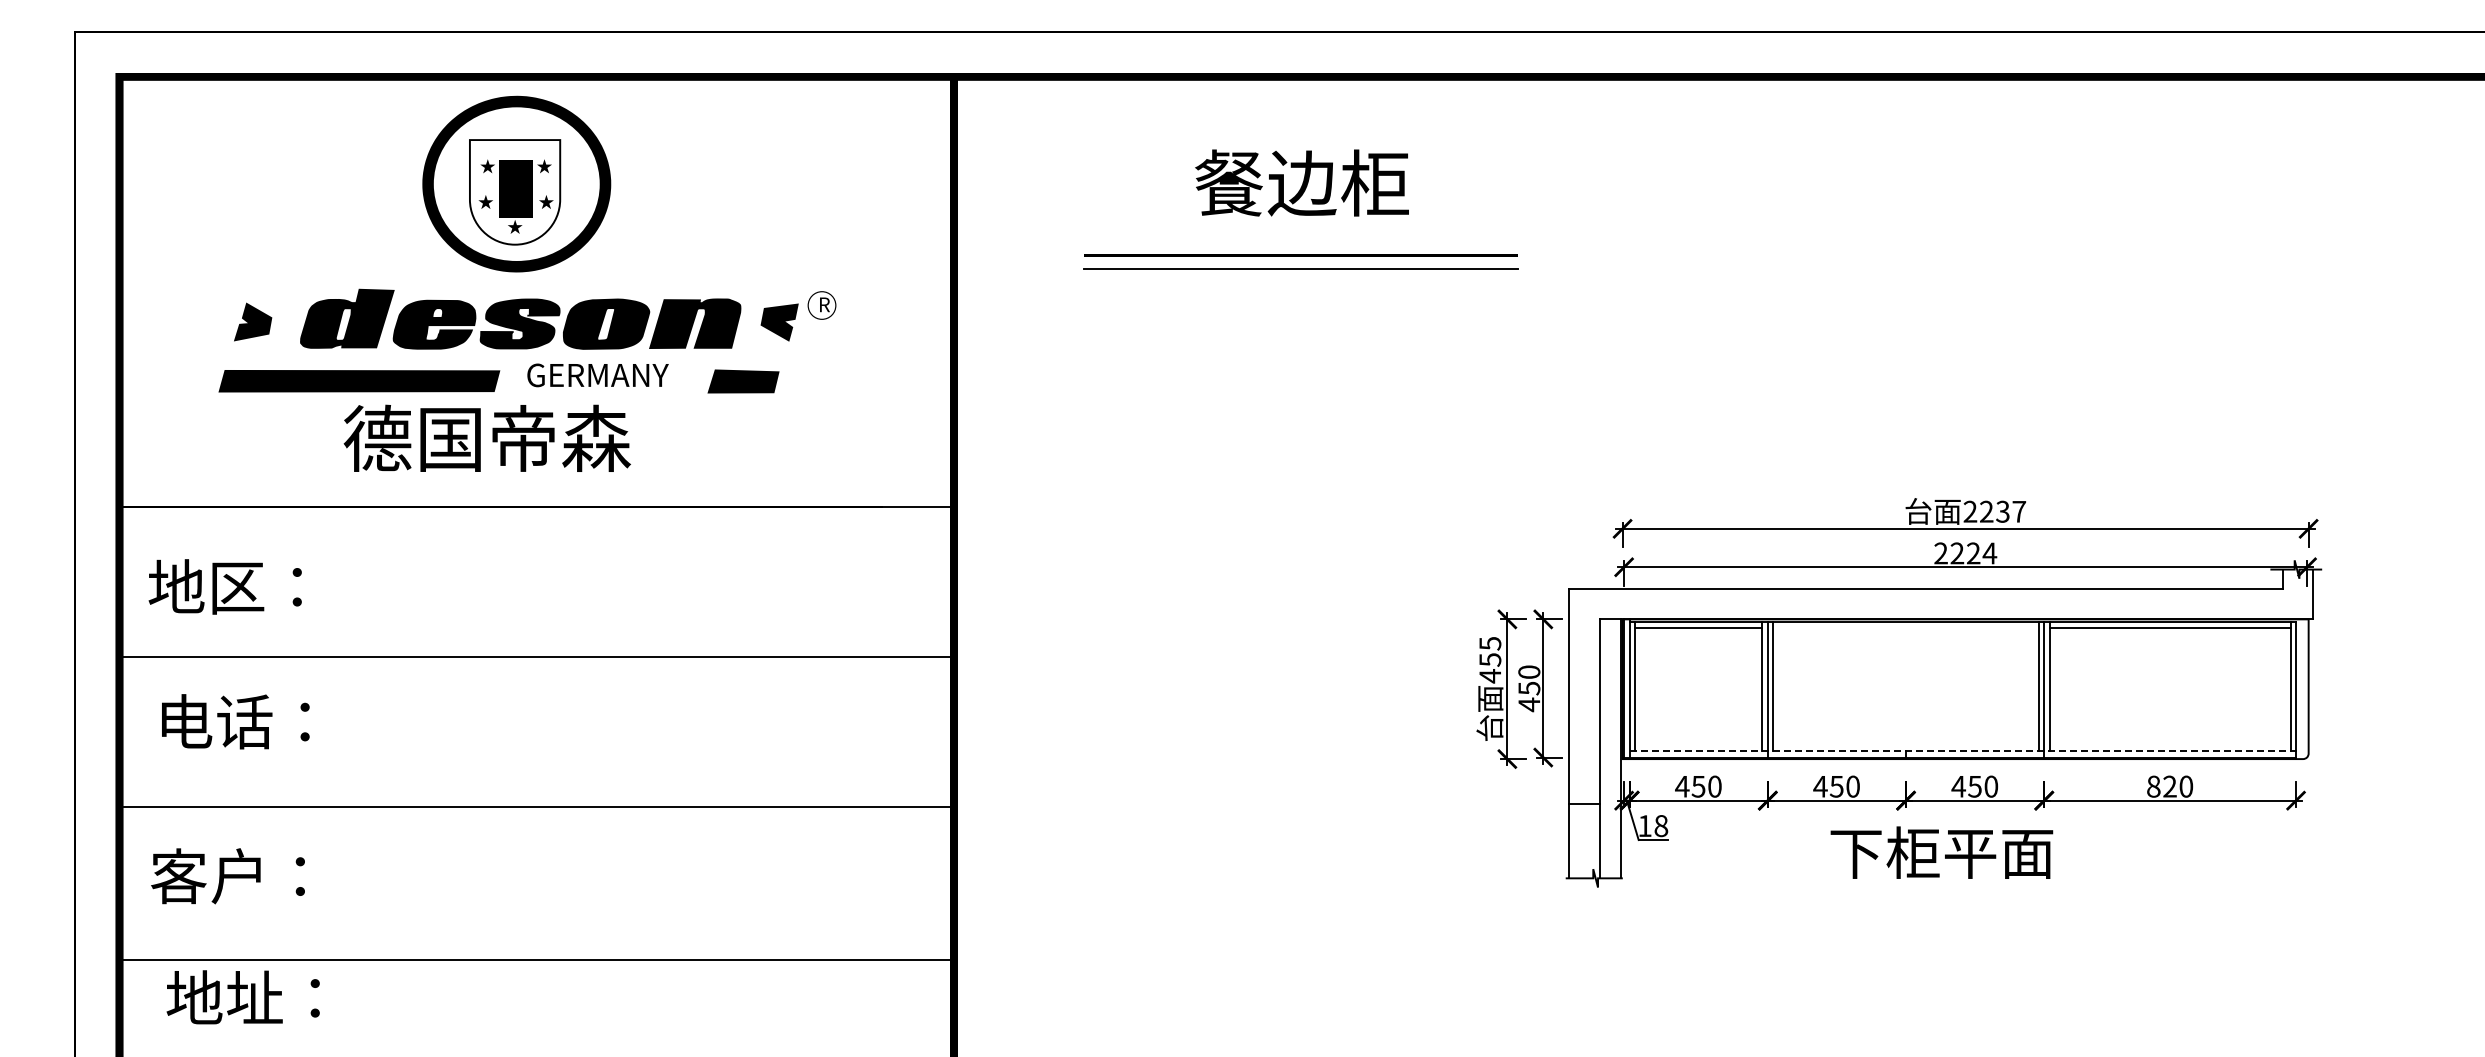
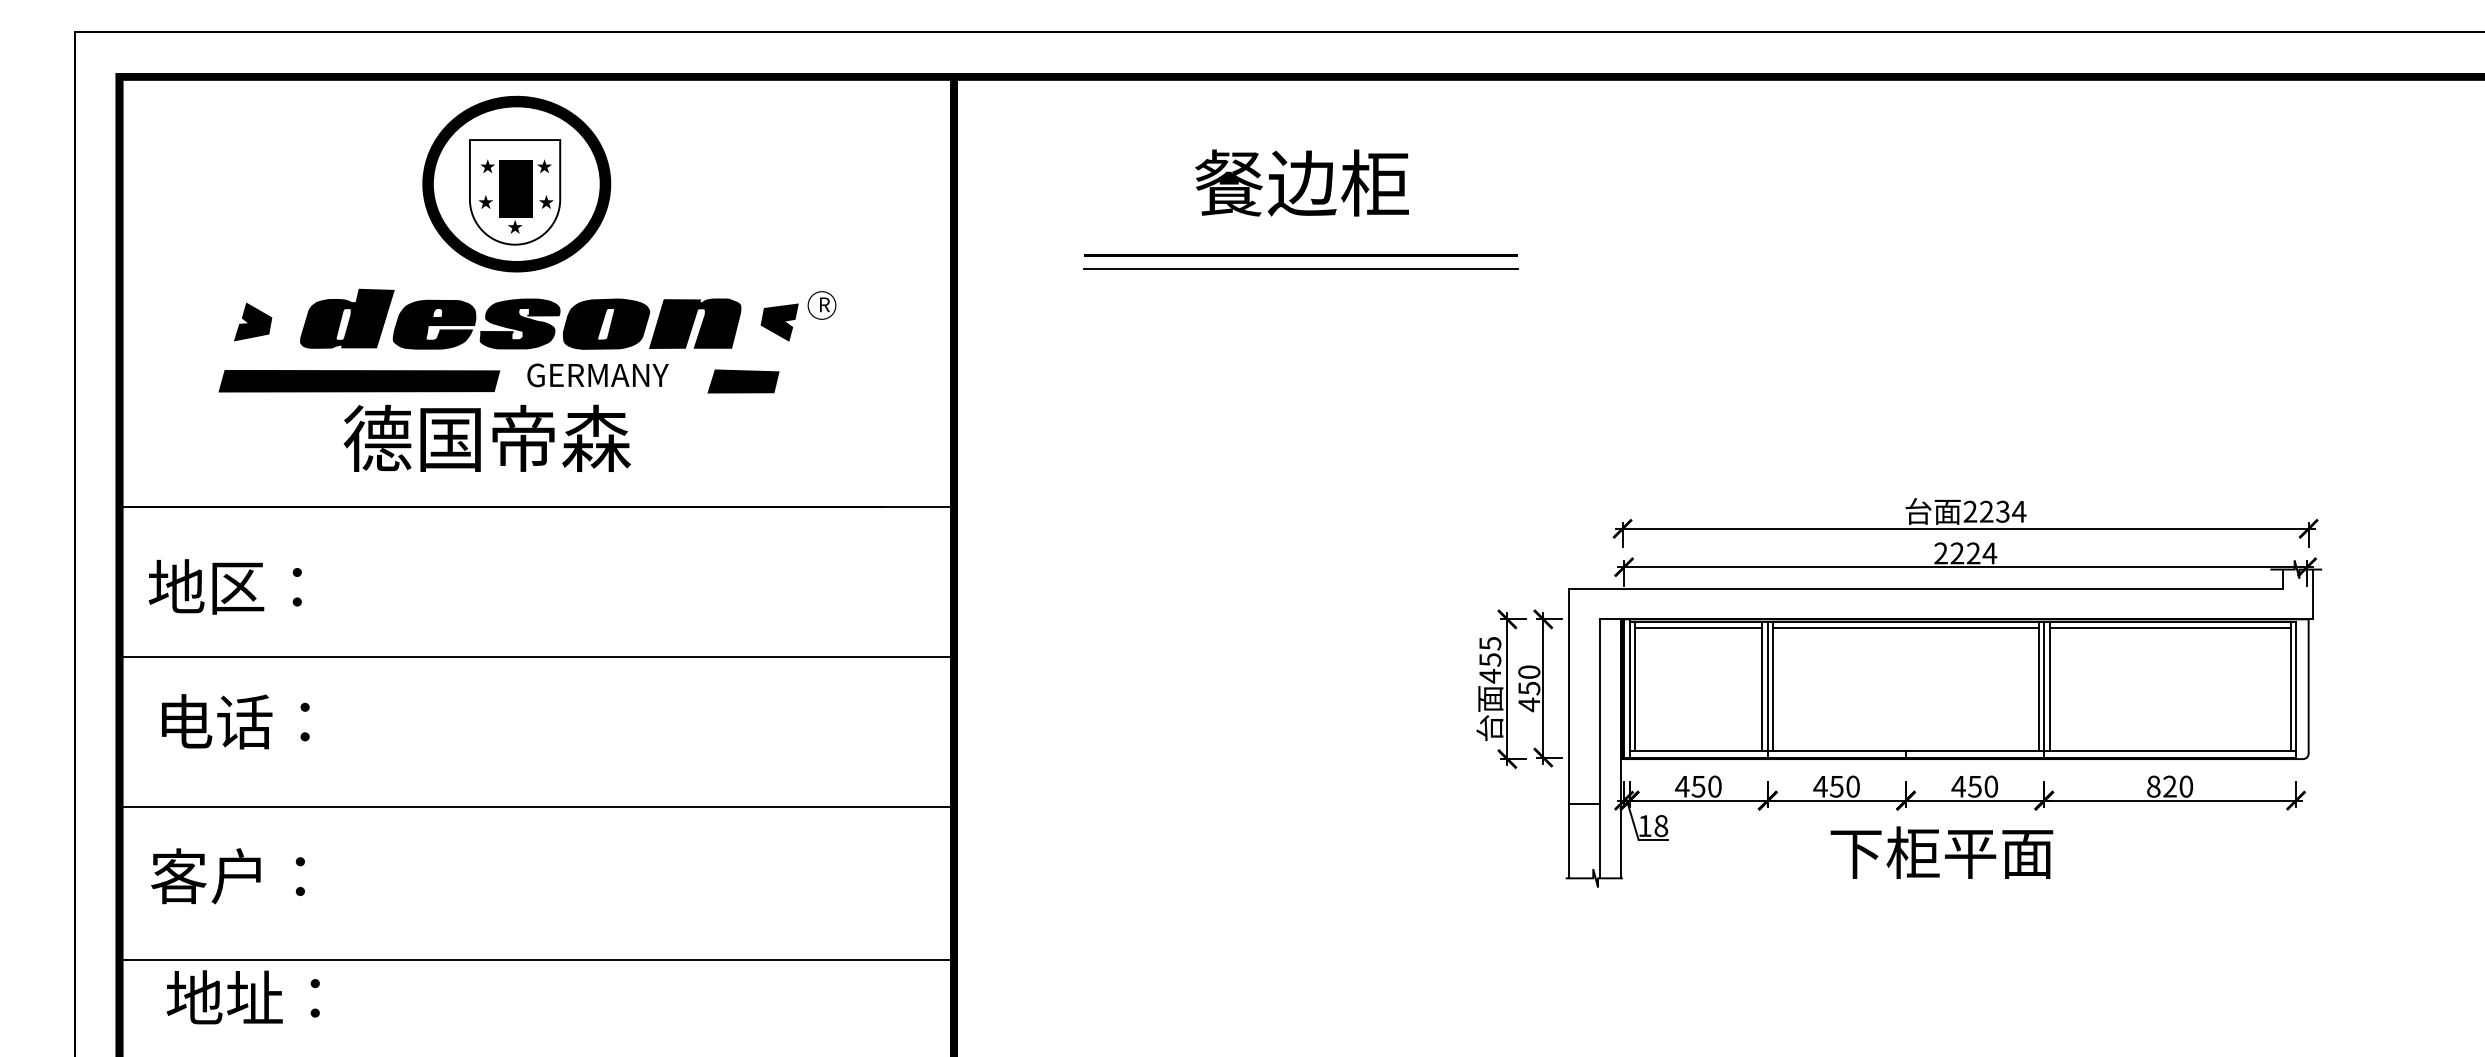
text: 2237 -> 2234 (2018, 511)
line: none -> present (1905, 627)
line: dashed -> solid (1963, 751)
